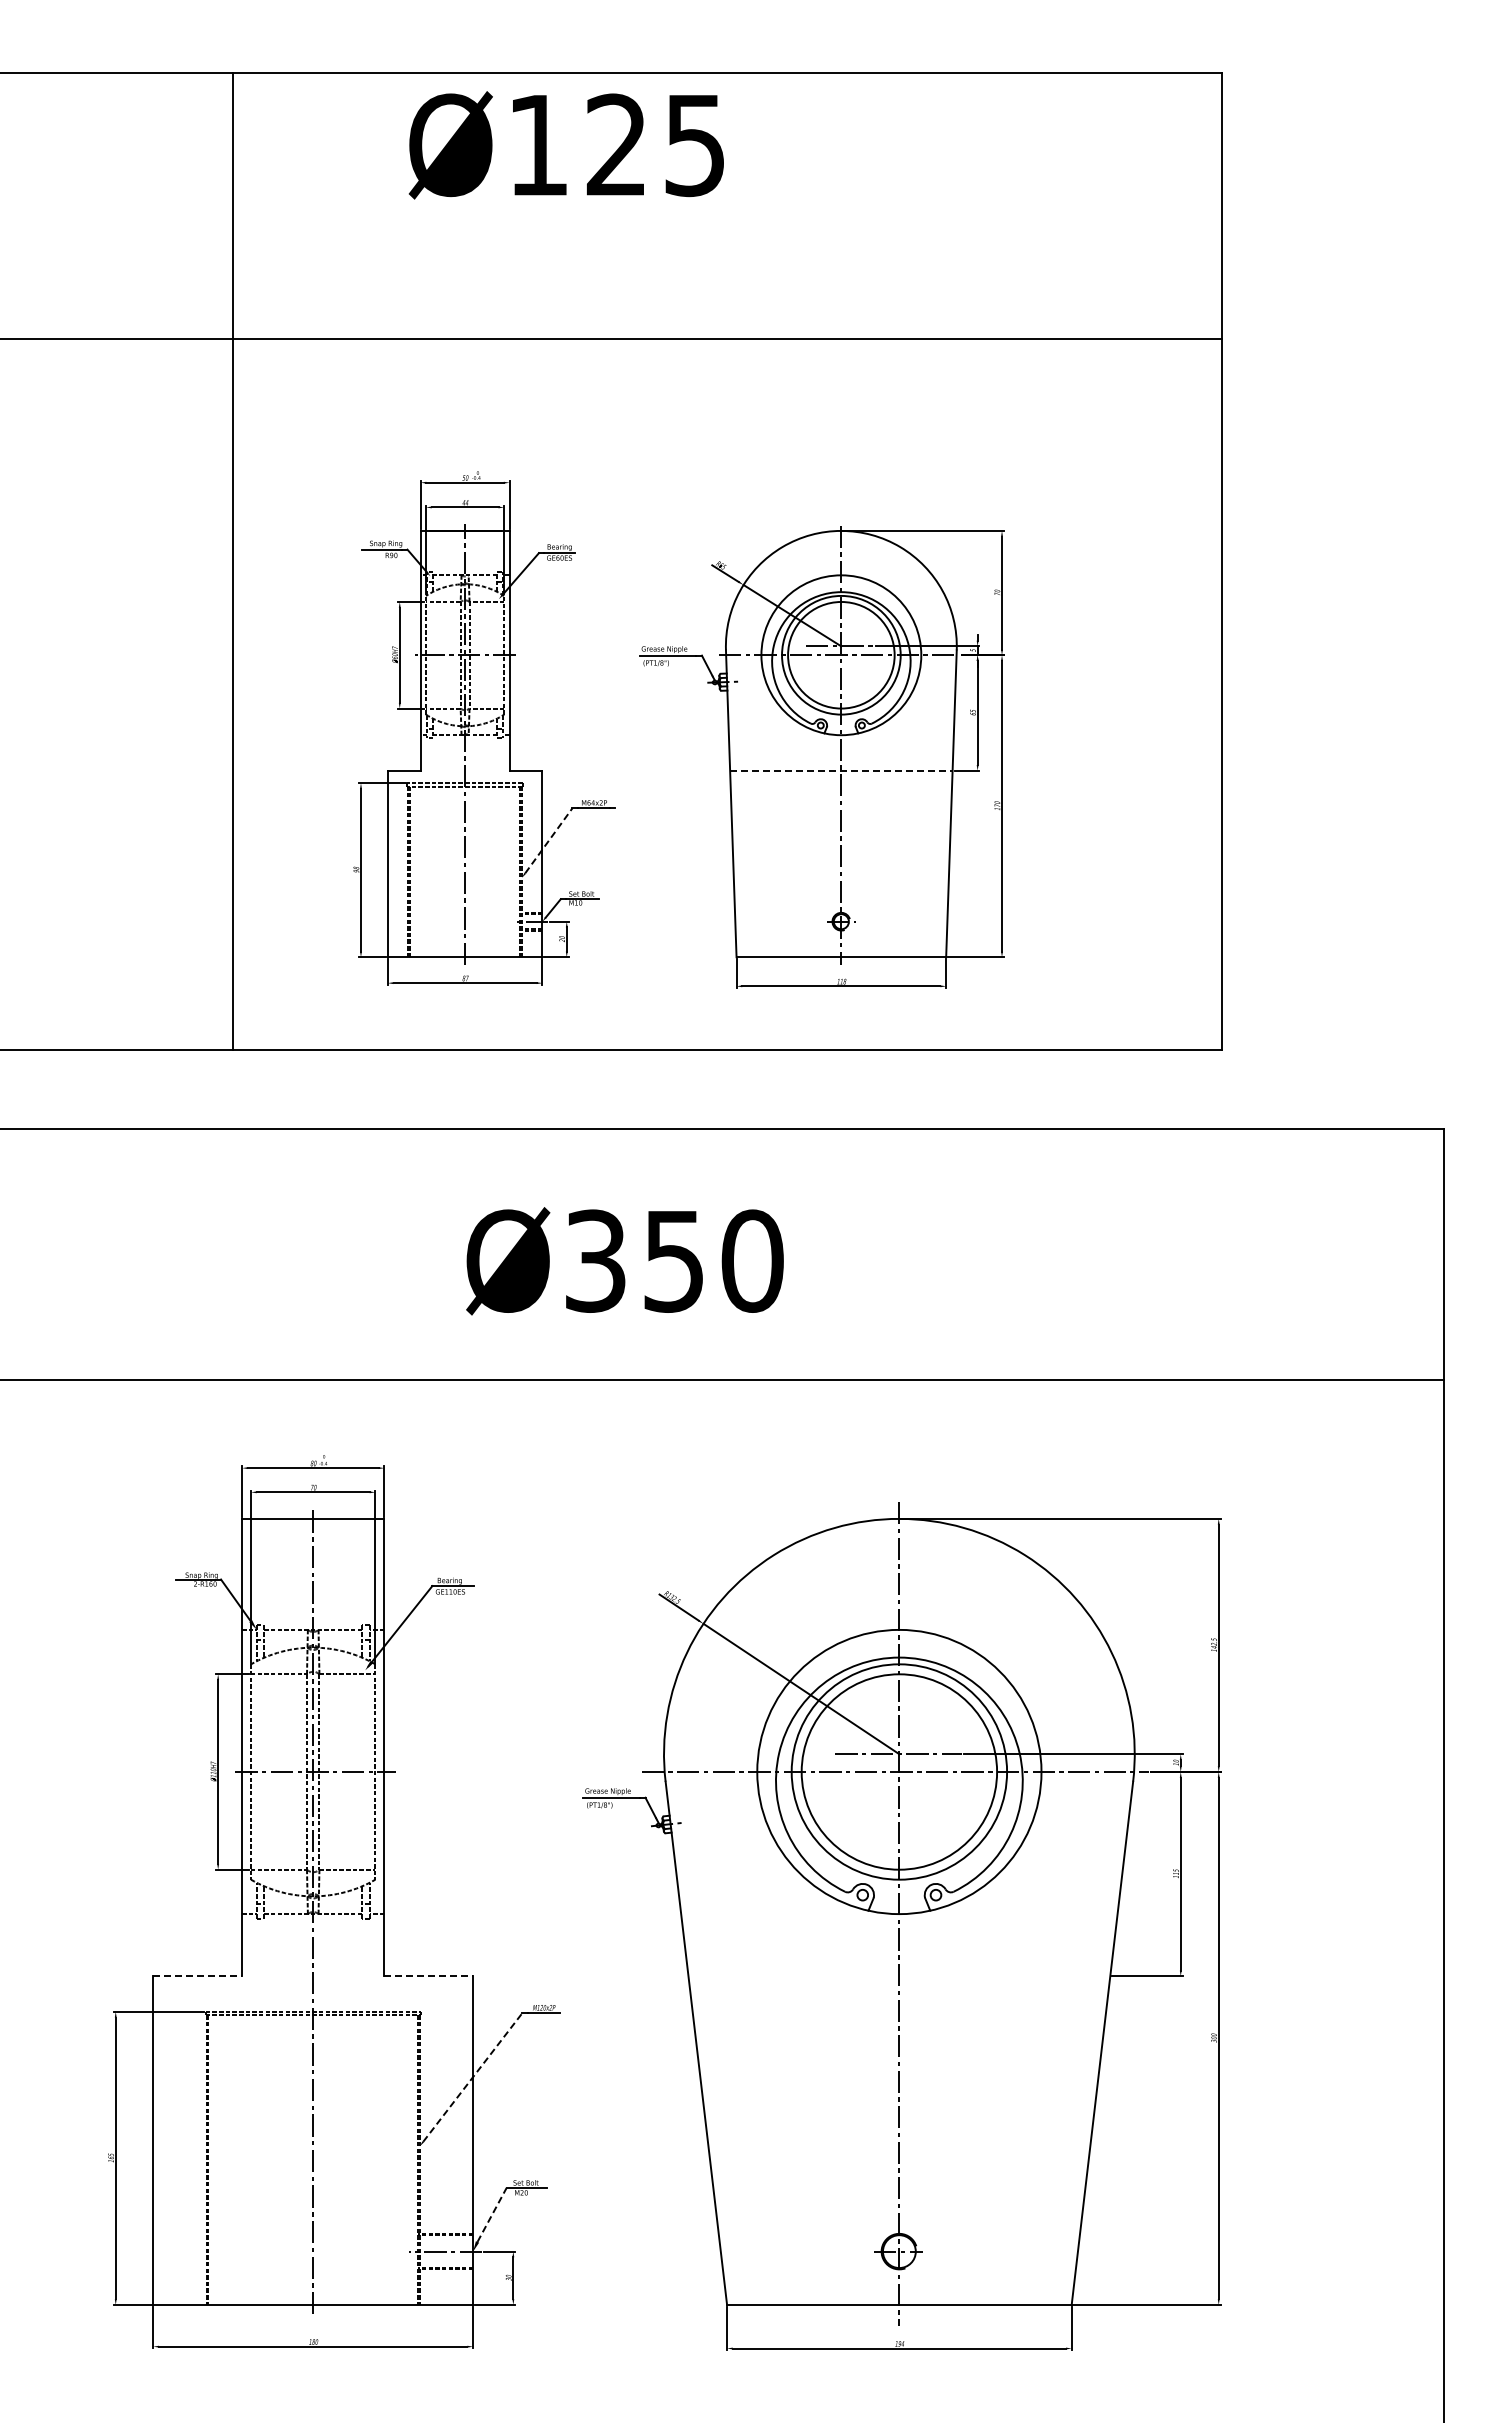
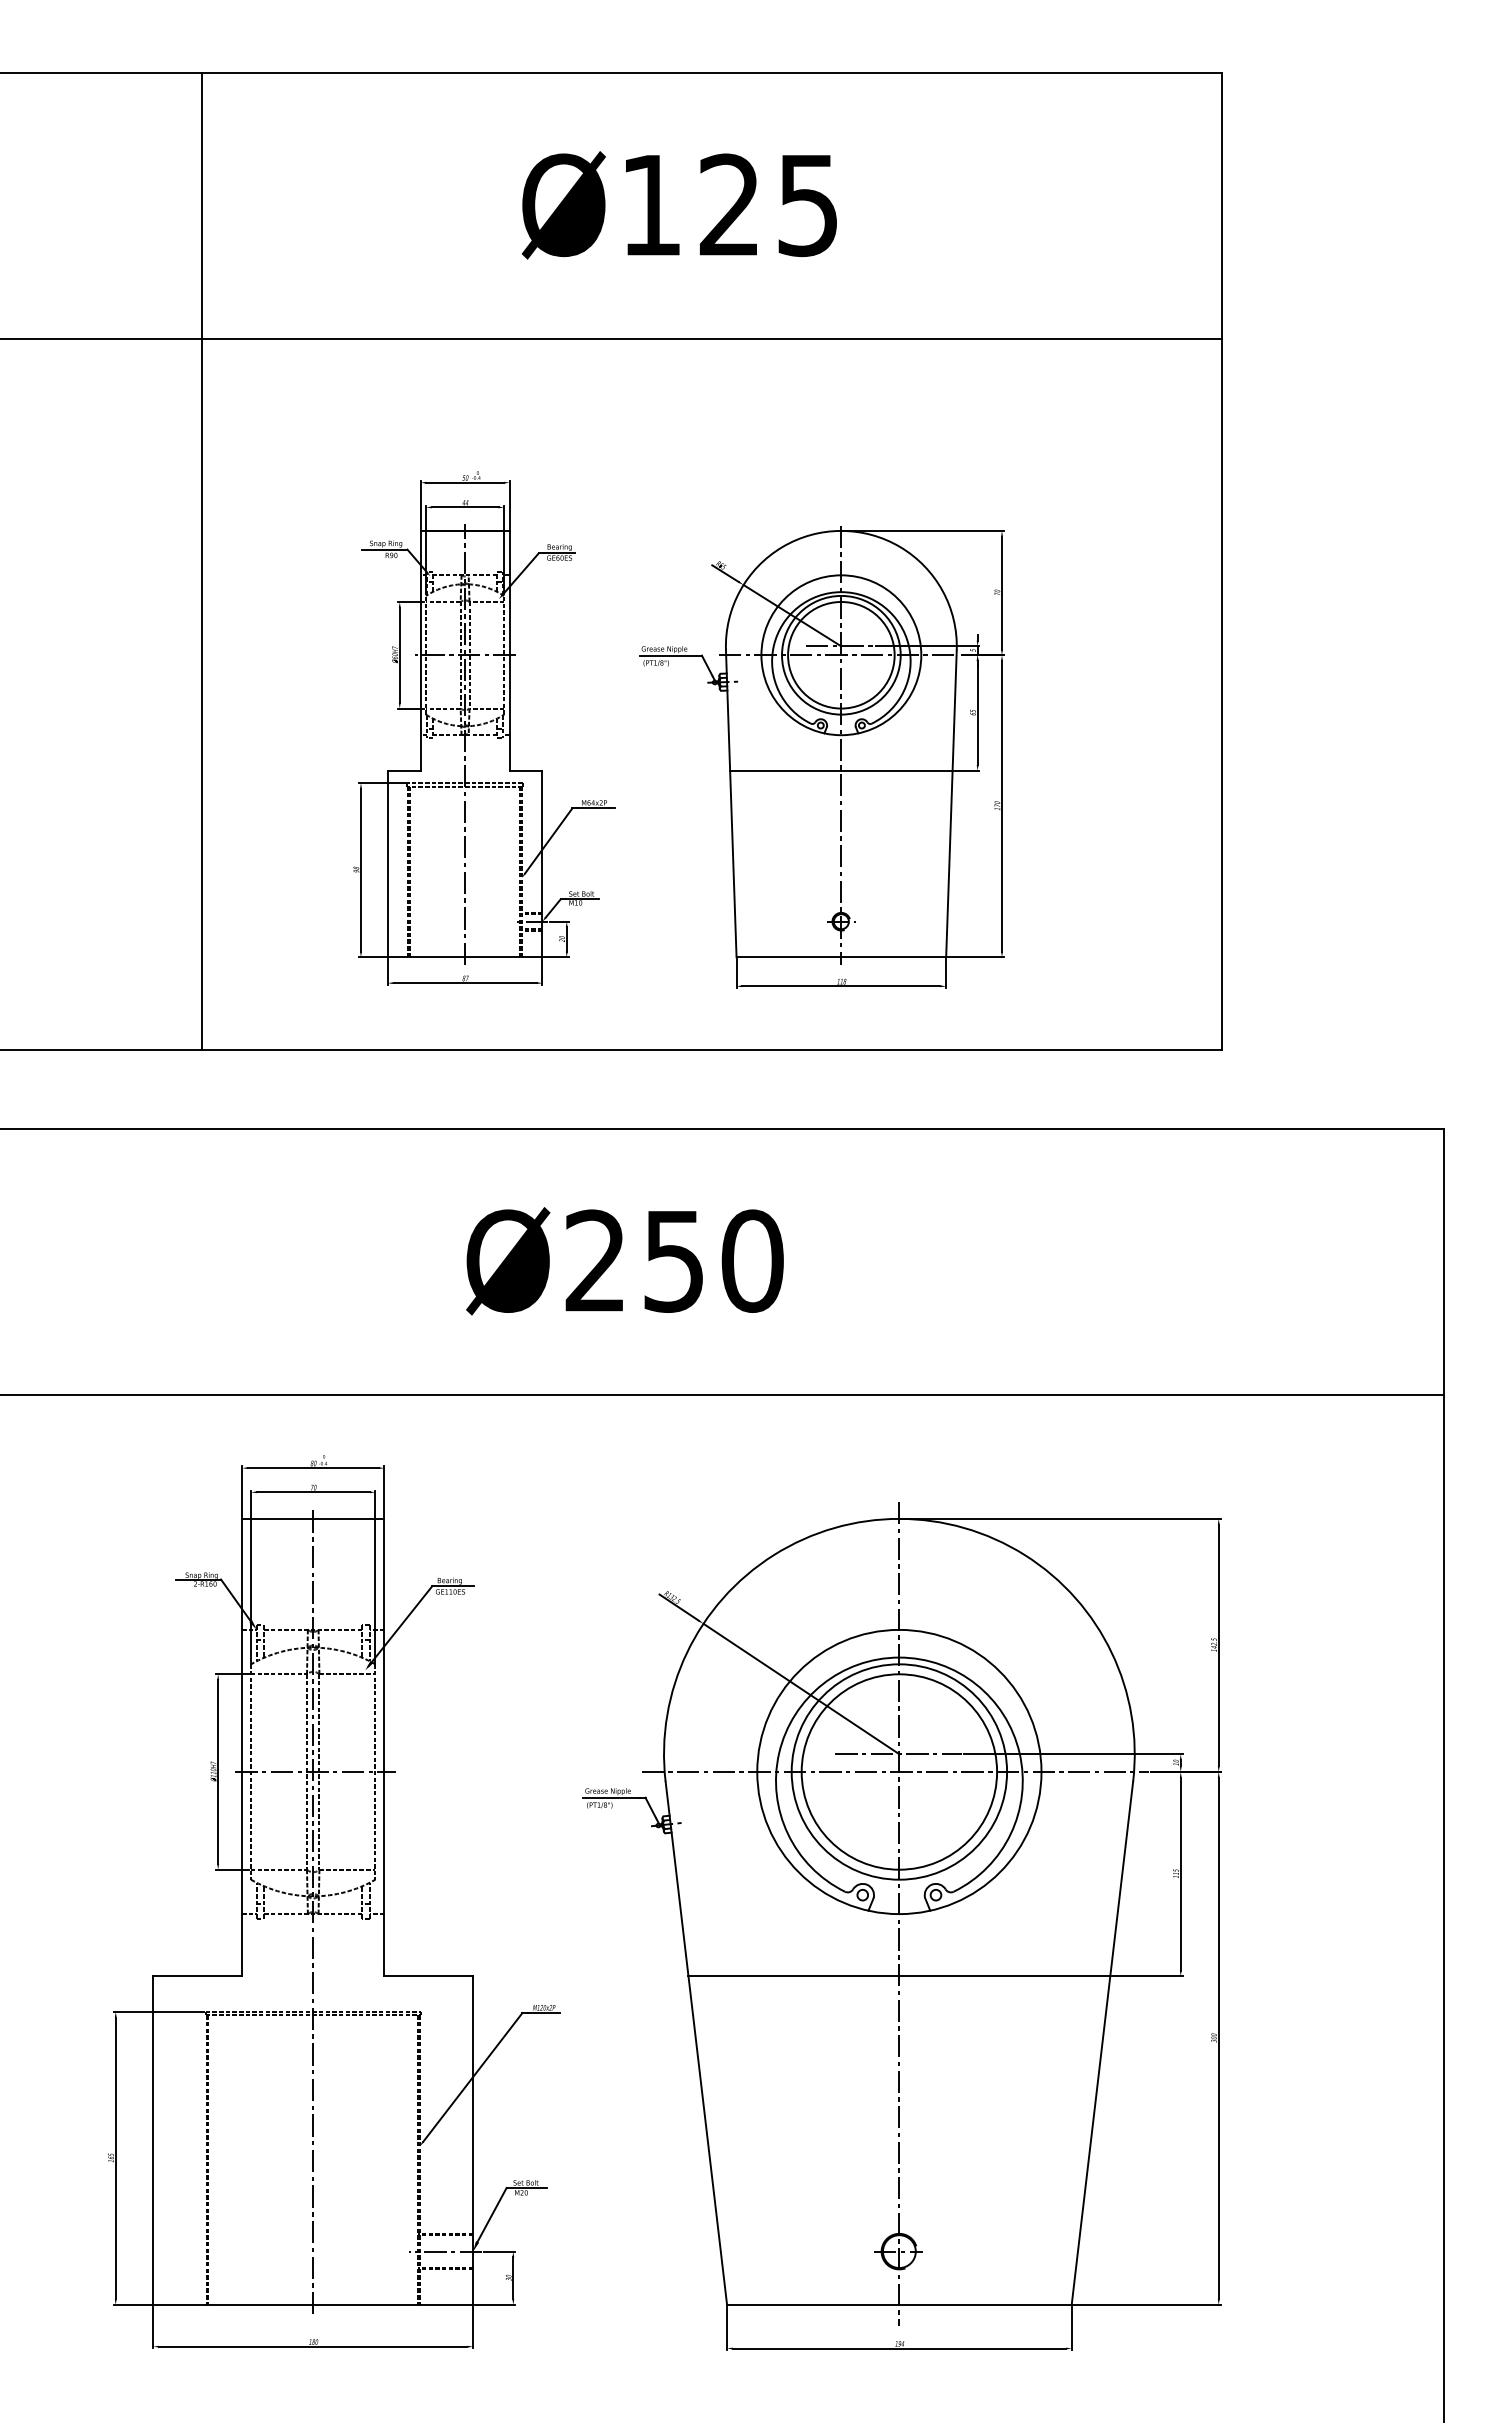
text position: (565, 145) -> (678, 205) (678, 205)
line position: (233, 560) -> (202, 560) (202, 560)
line: dashed -> solid (841, 770)
line: dashed -> solid (549, 840)
text: Ø350 -> Ø250 (595, 1260)
line position: (723, 1380) -> (723, 1395) (723, 1395)
line: dashed -> solid (198, 1976)
line: dashed -> solid (429, 1976)
line: none -> present (899, 1976)
line: dashed -> solid (473, 2076)
line: dashed -> solid (492, 2214)
